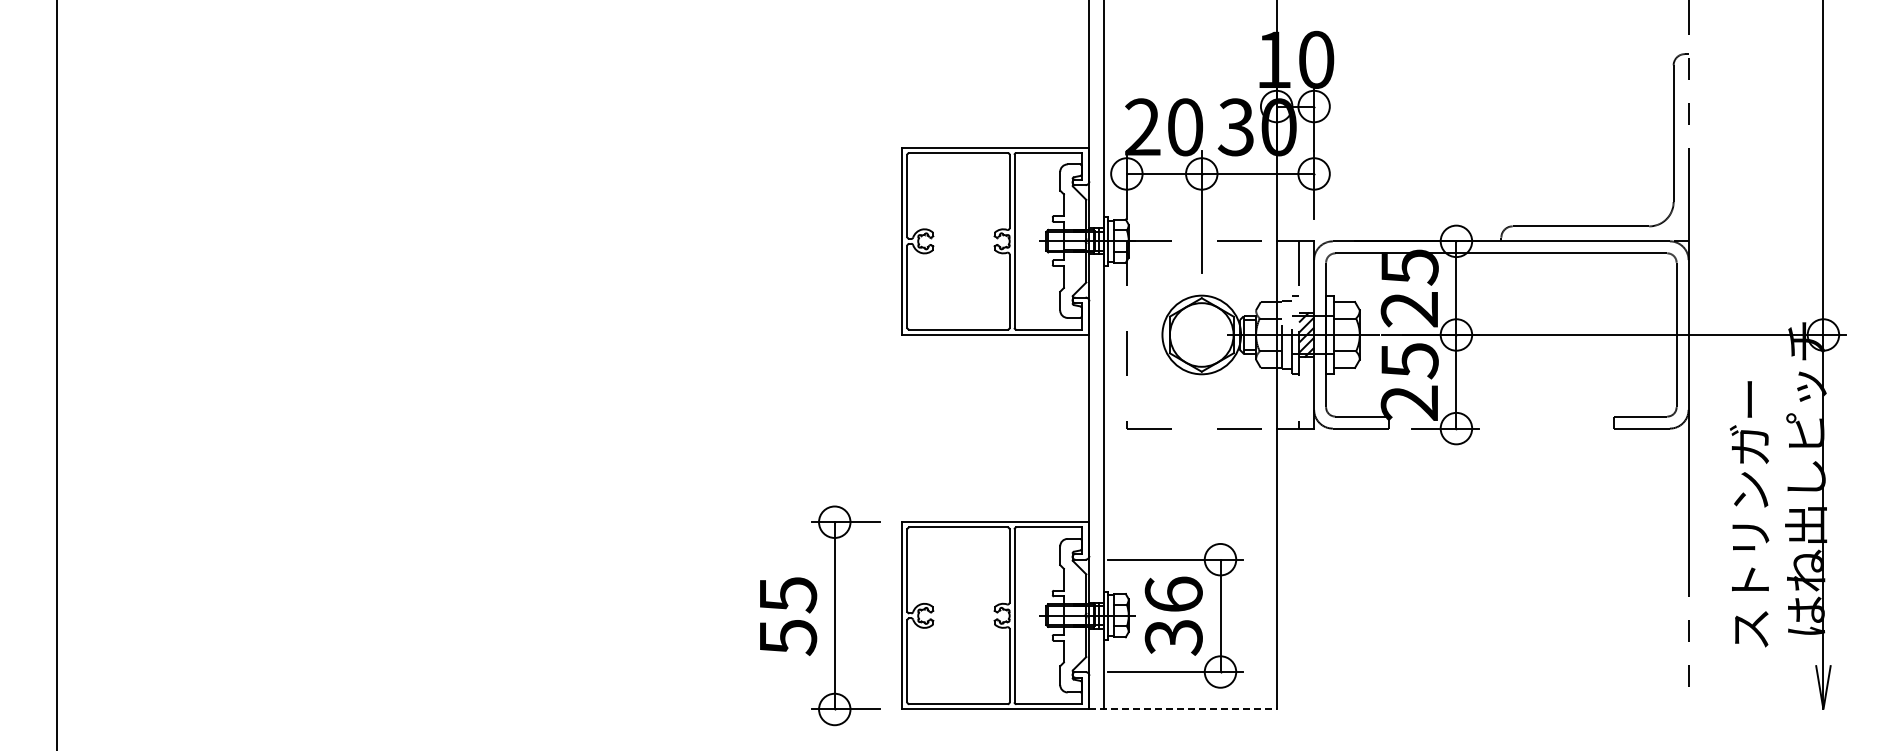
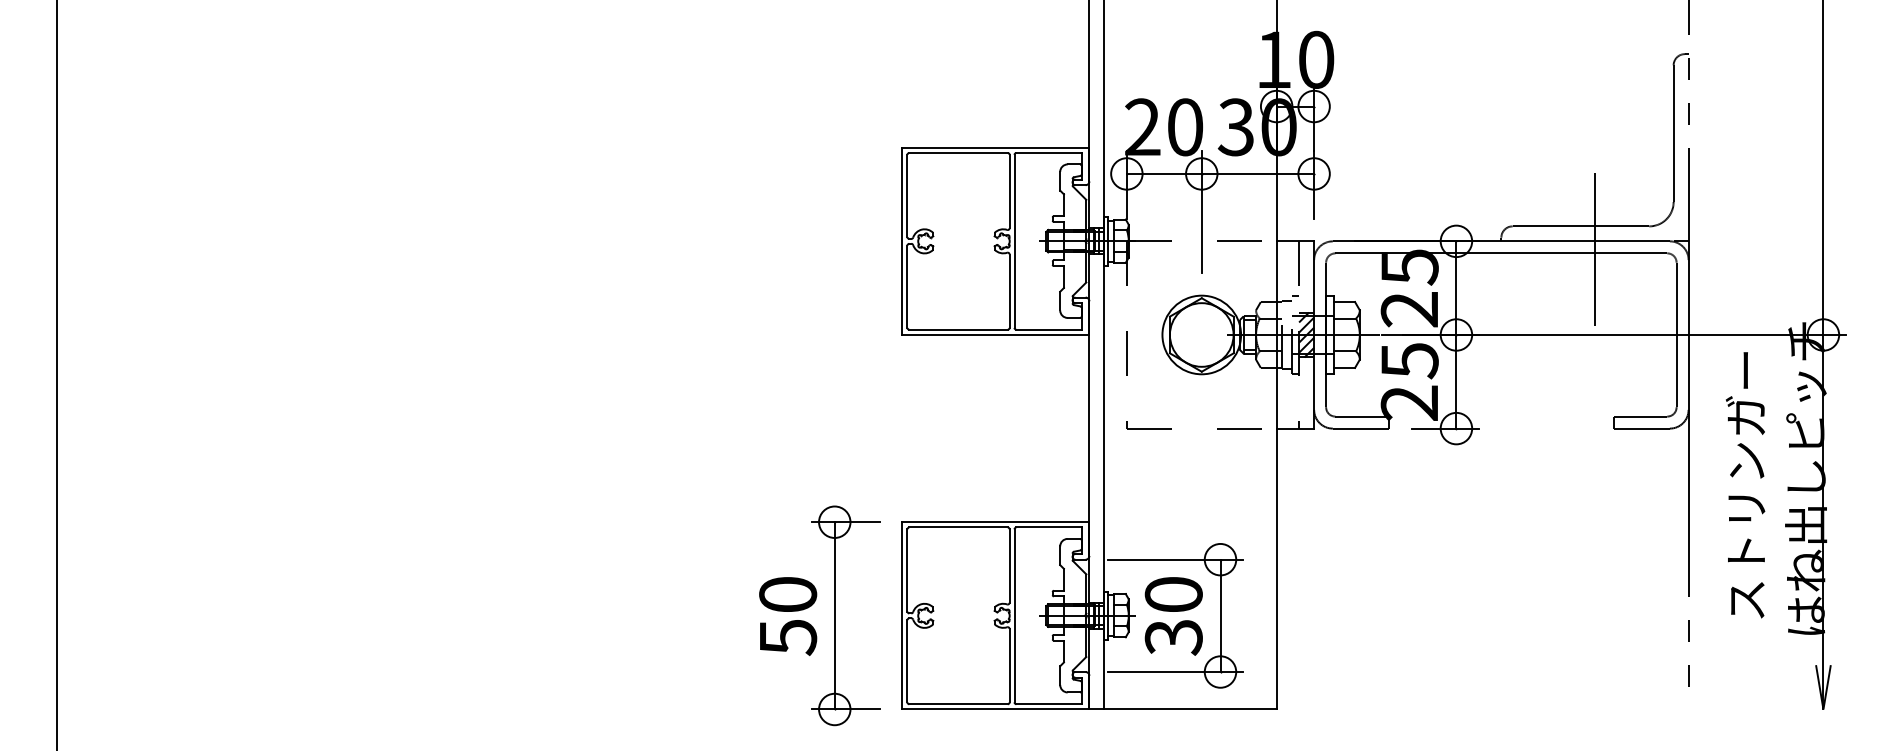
line: none -> present (1594, 249)
text position: (1749, 514) -> (1745, 485) (1745, 485)
text: 36 -> 30 (1173, 593)
text: 55 -> 50 (788, 595)
line: dashed -> solid (1183, 709)
